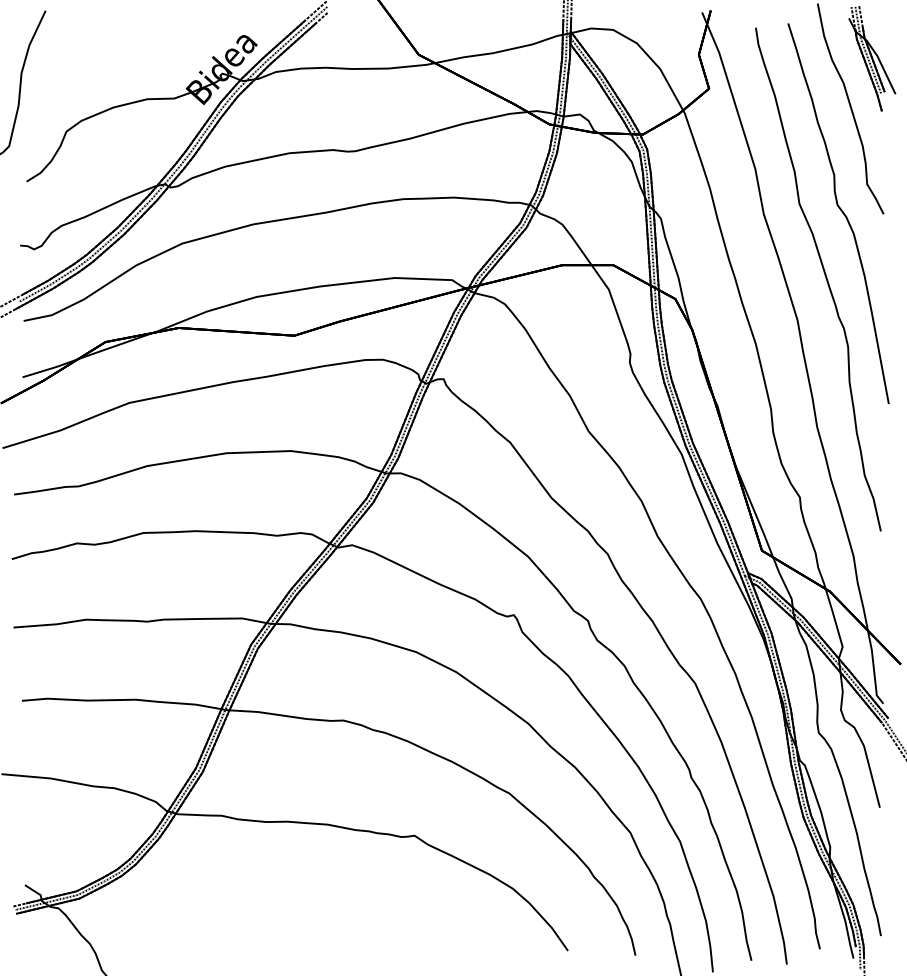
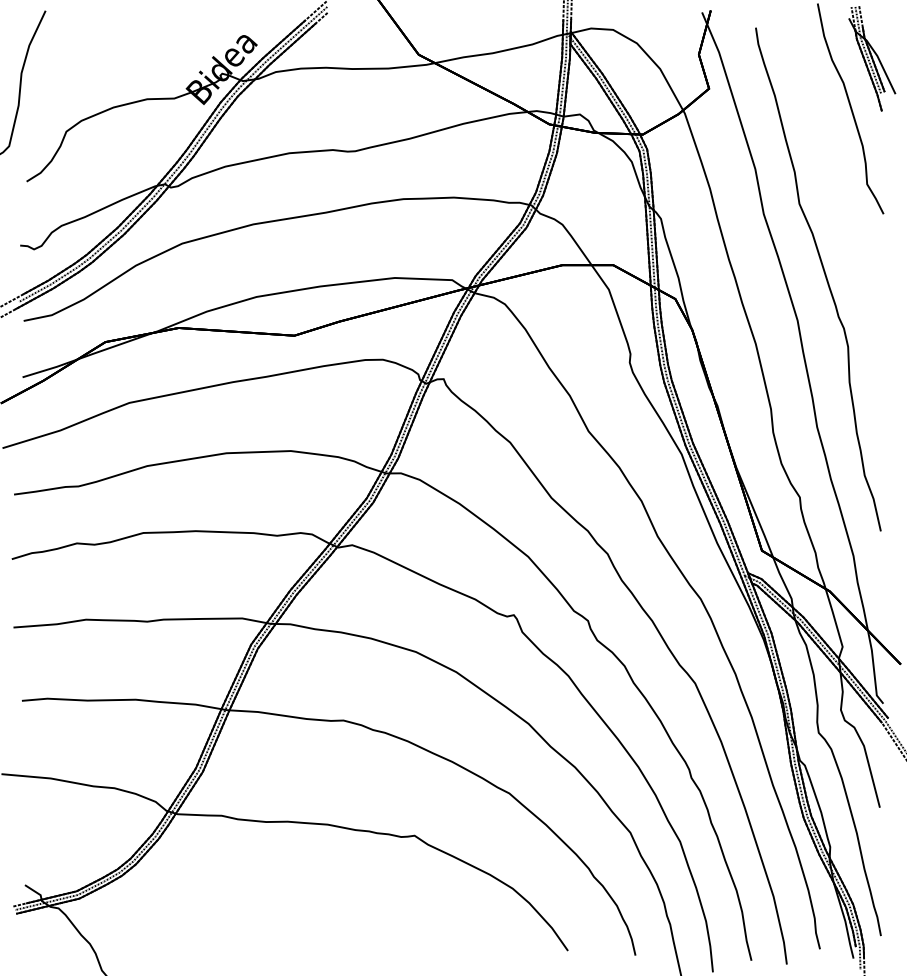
part: present -> none (838, 213)
